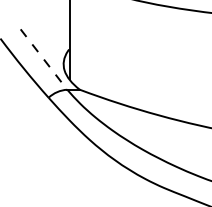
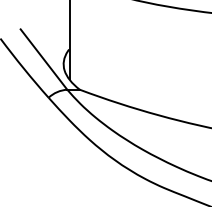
line: dashed -> solid (44, 59)
